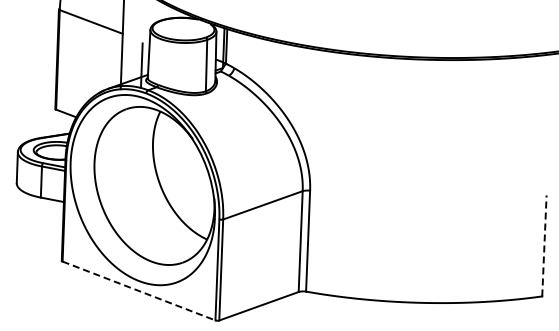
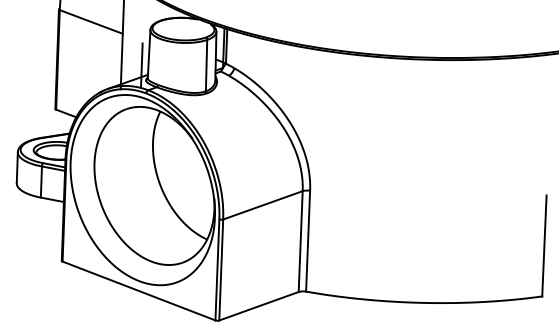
line: dashed -> solid (544, 245)
line: dashed -> solid (139, 291)
